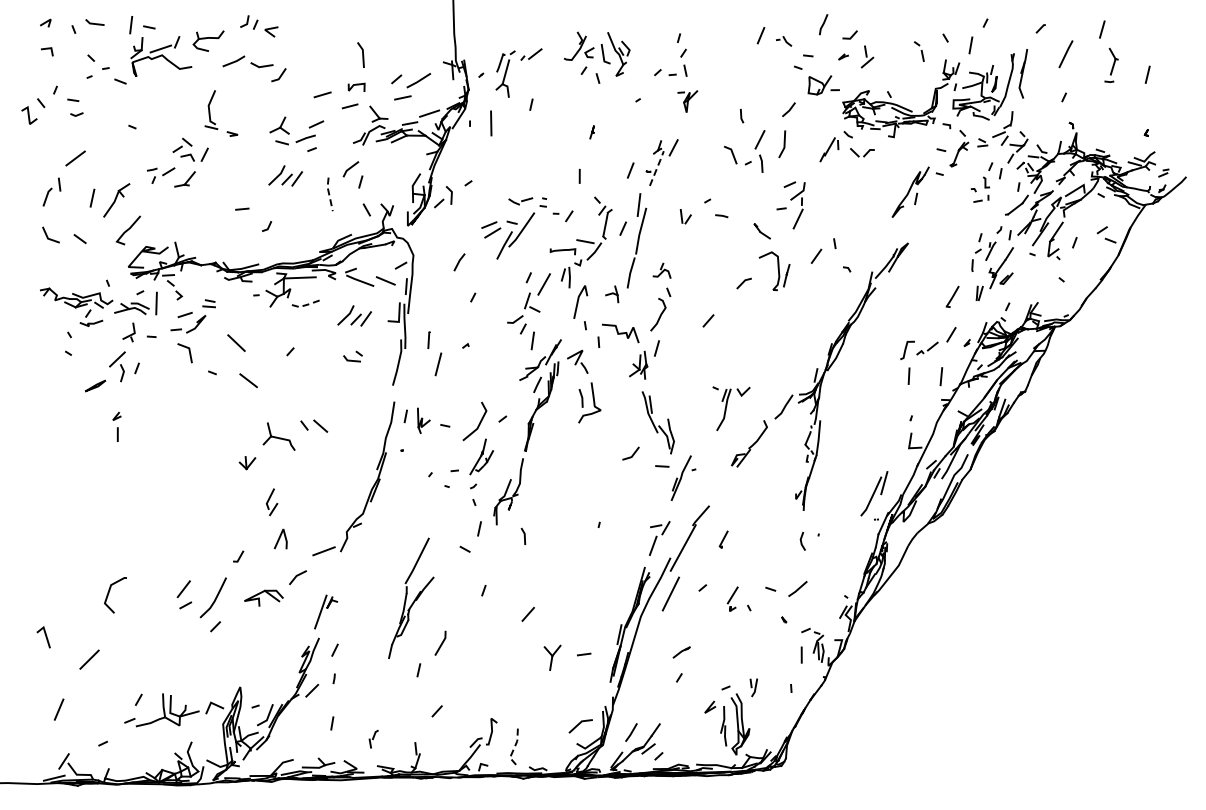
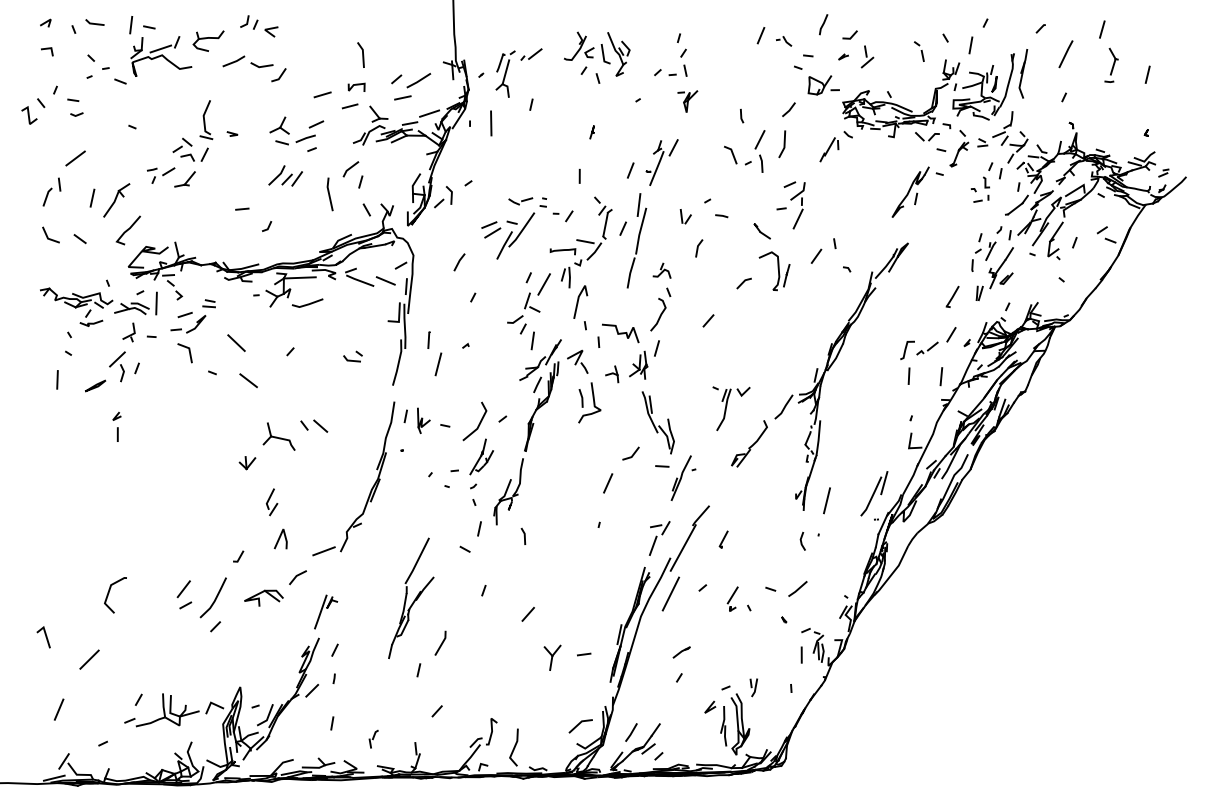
part position: (211, 110) -> (206, 120) (206, 120)
part position: (862, 152) -> (927, 136) (927, 136)
line: dashed -> solid (657, 167)
line: dashed -> solid (329, 193)
line: none -> present (698, 248)
part position: (612, 294) -> (612, 374) (612, 374)
line: dashed -> solid (308, 304)
part: present -> none (354, 315)
line: none -> present (57, 379)
line: none -> present (608, 483)
line: none -> present (826, 500)
line: dashed -> solid (513, 749)
